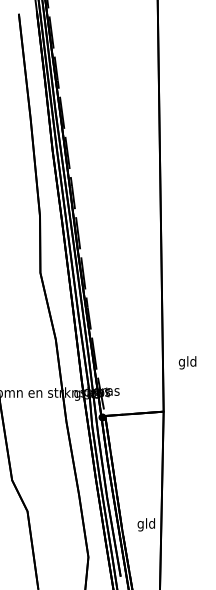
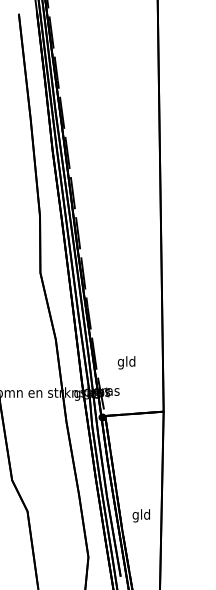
text position: (187, 362) -> (126, 362) (126, 362)
text position: (145, 524) -> (140, 515) (140, 515)
